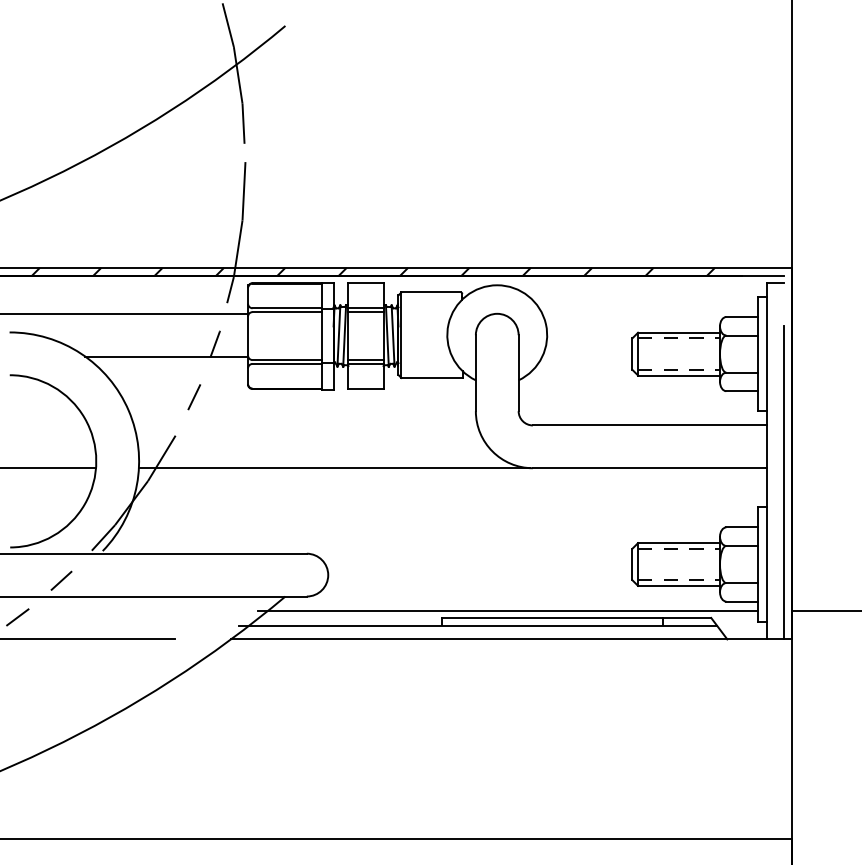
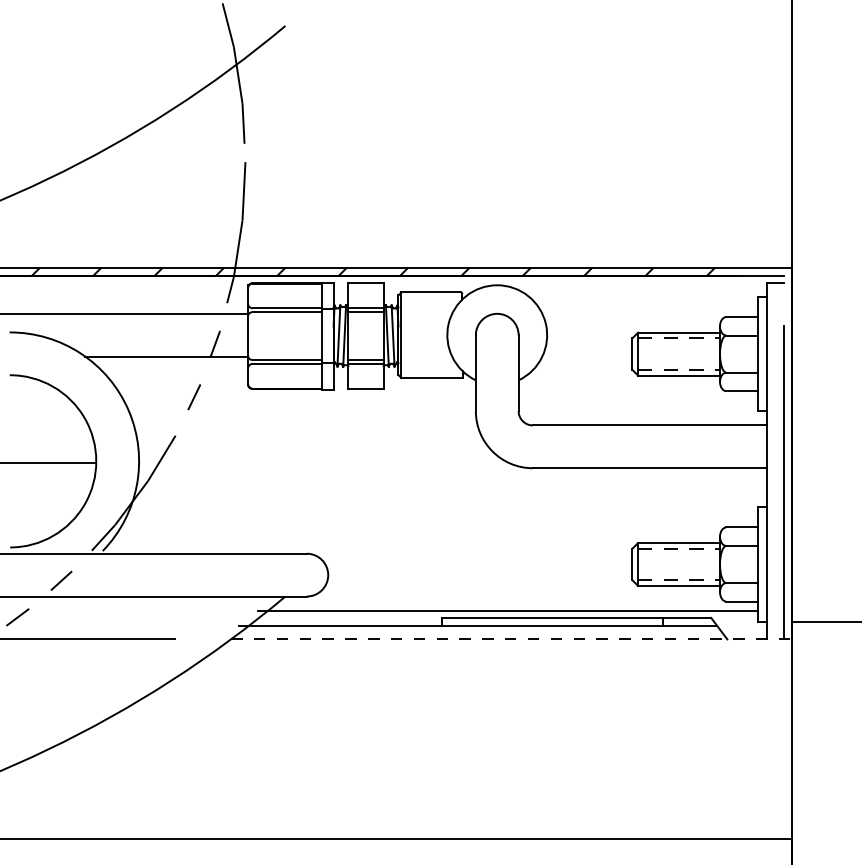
line position: (49, 468) -> (49, 463) (49, 463)
line: present -> none (333, 468)
line position: (824, 610) -> (824, 621) (824, 621)
line: solid -> dashed (511, 639)
